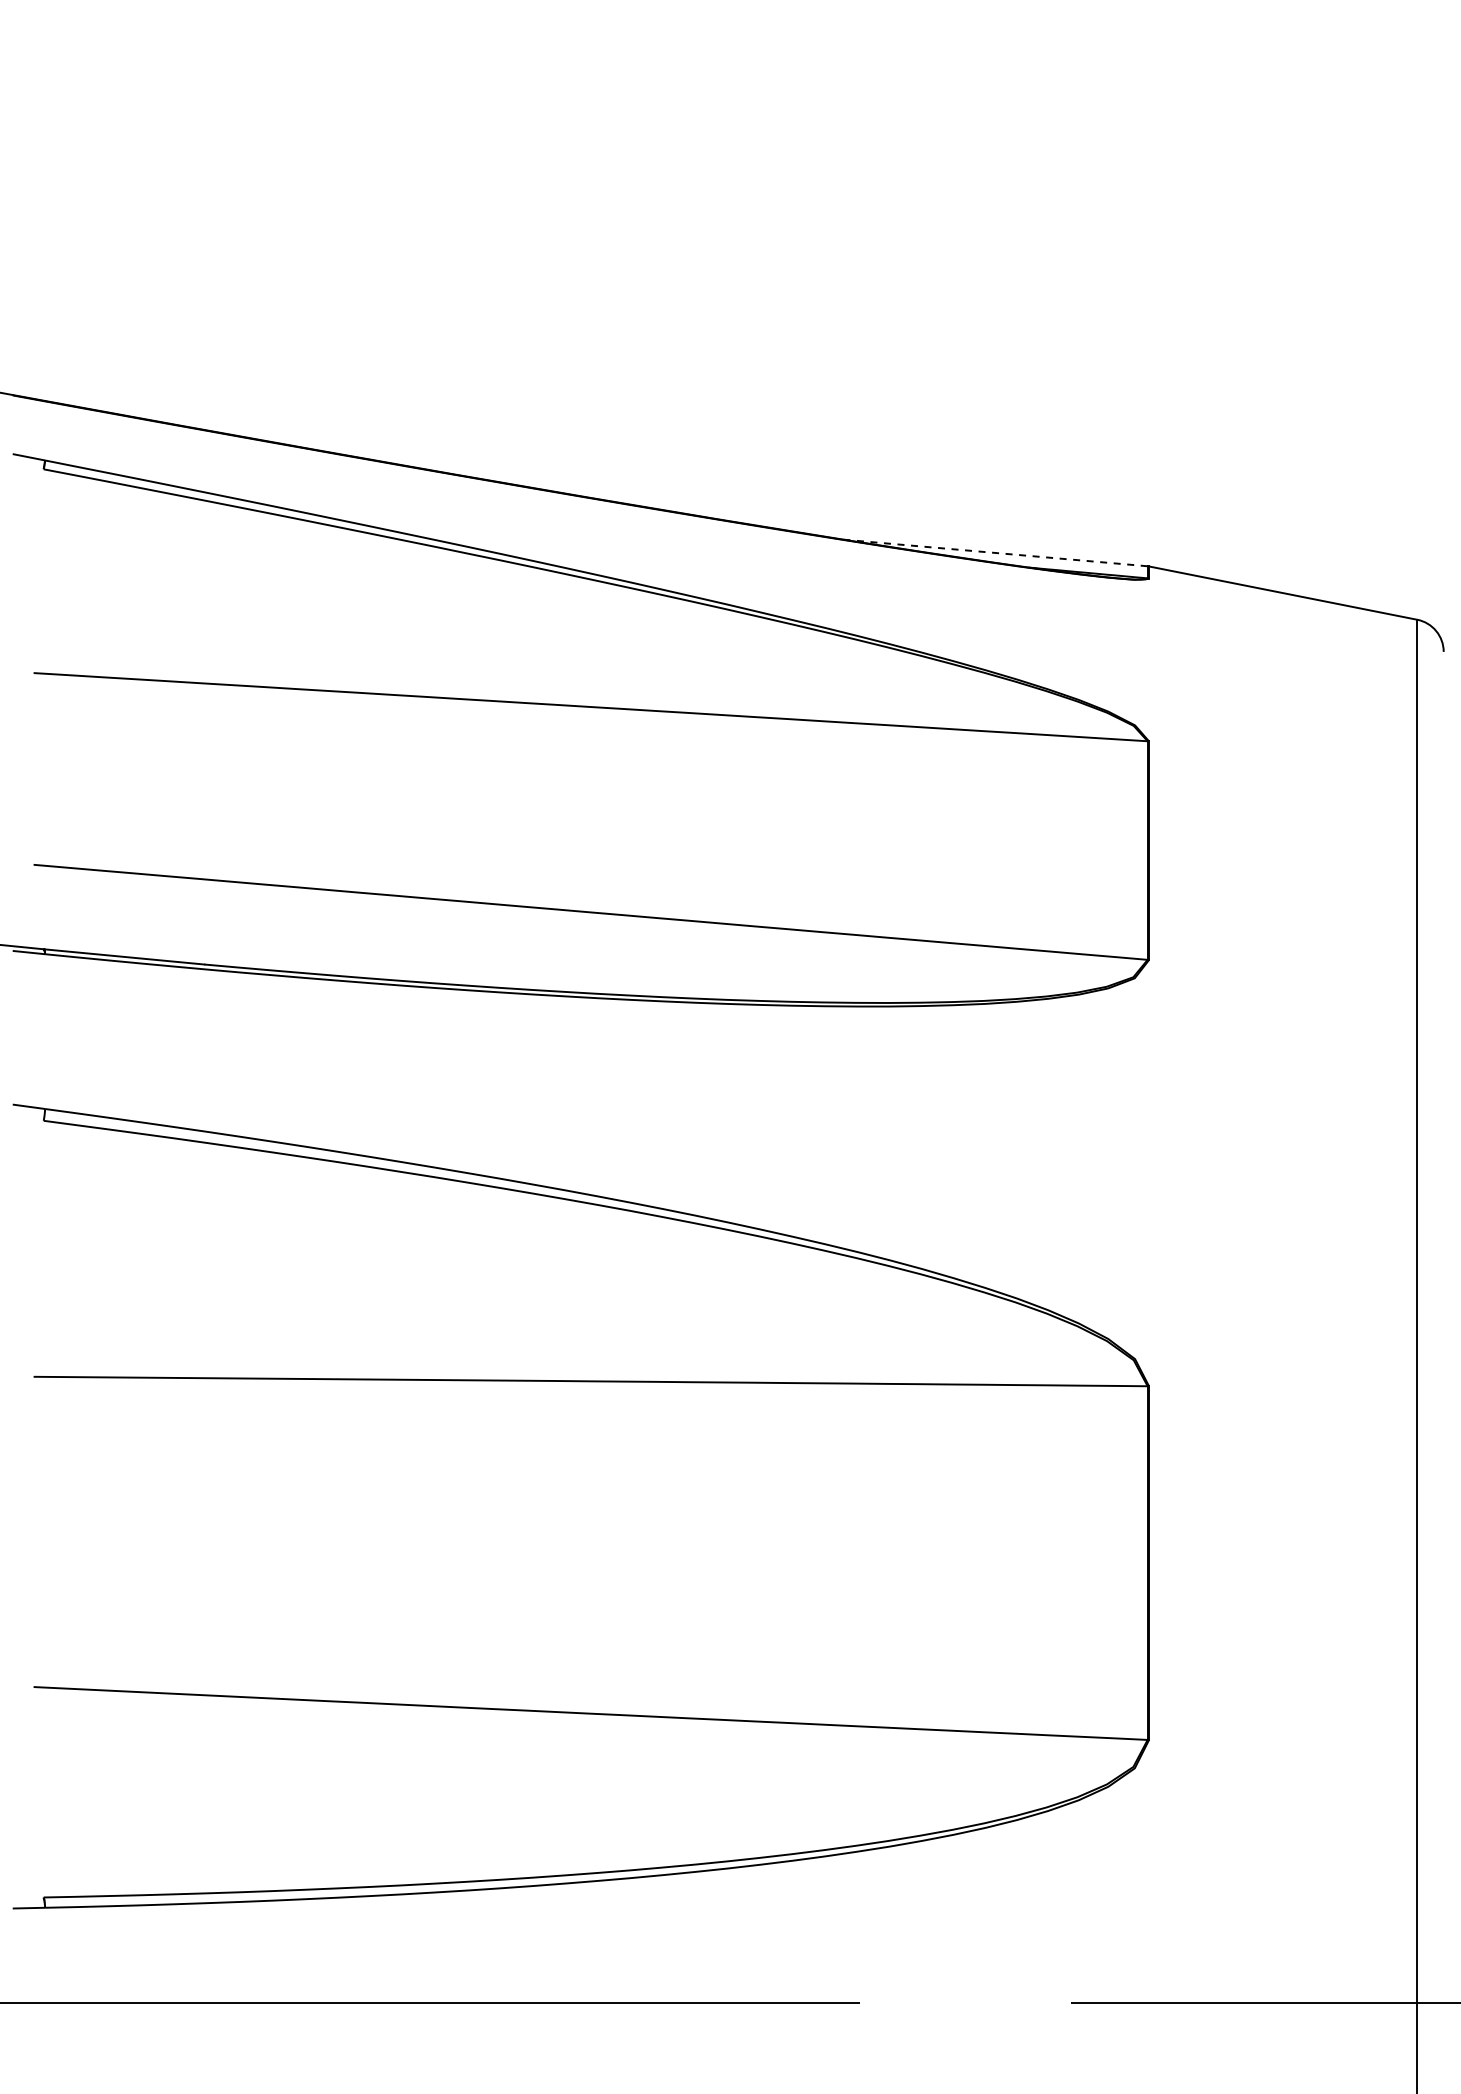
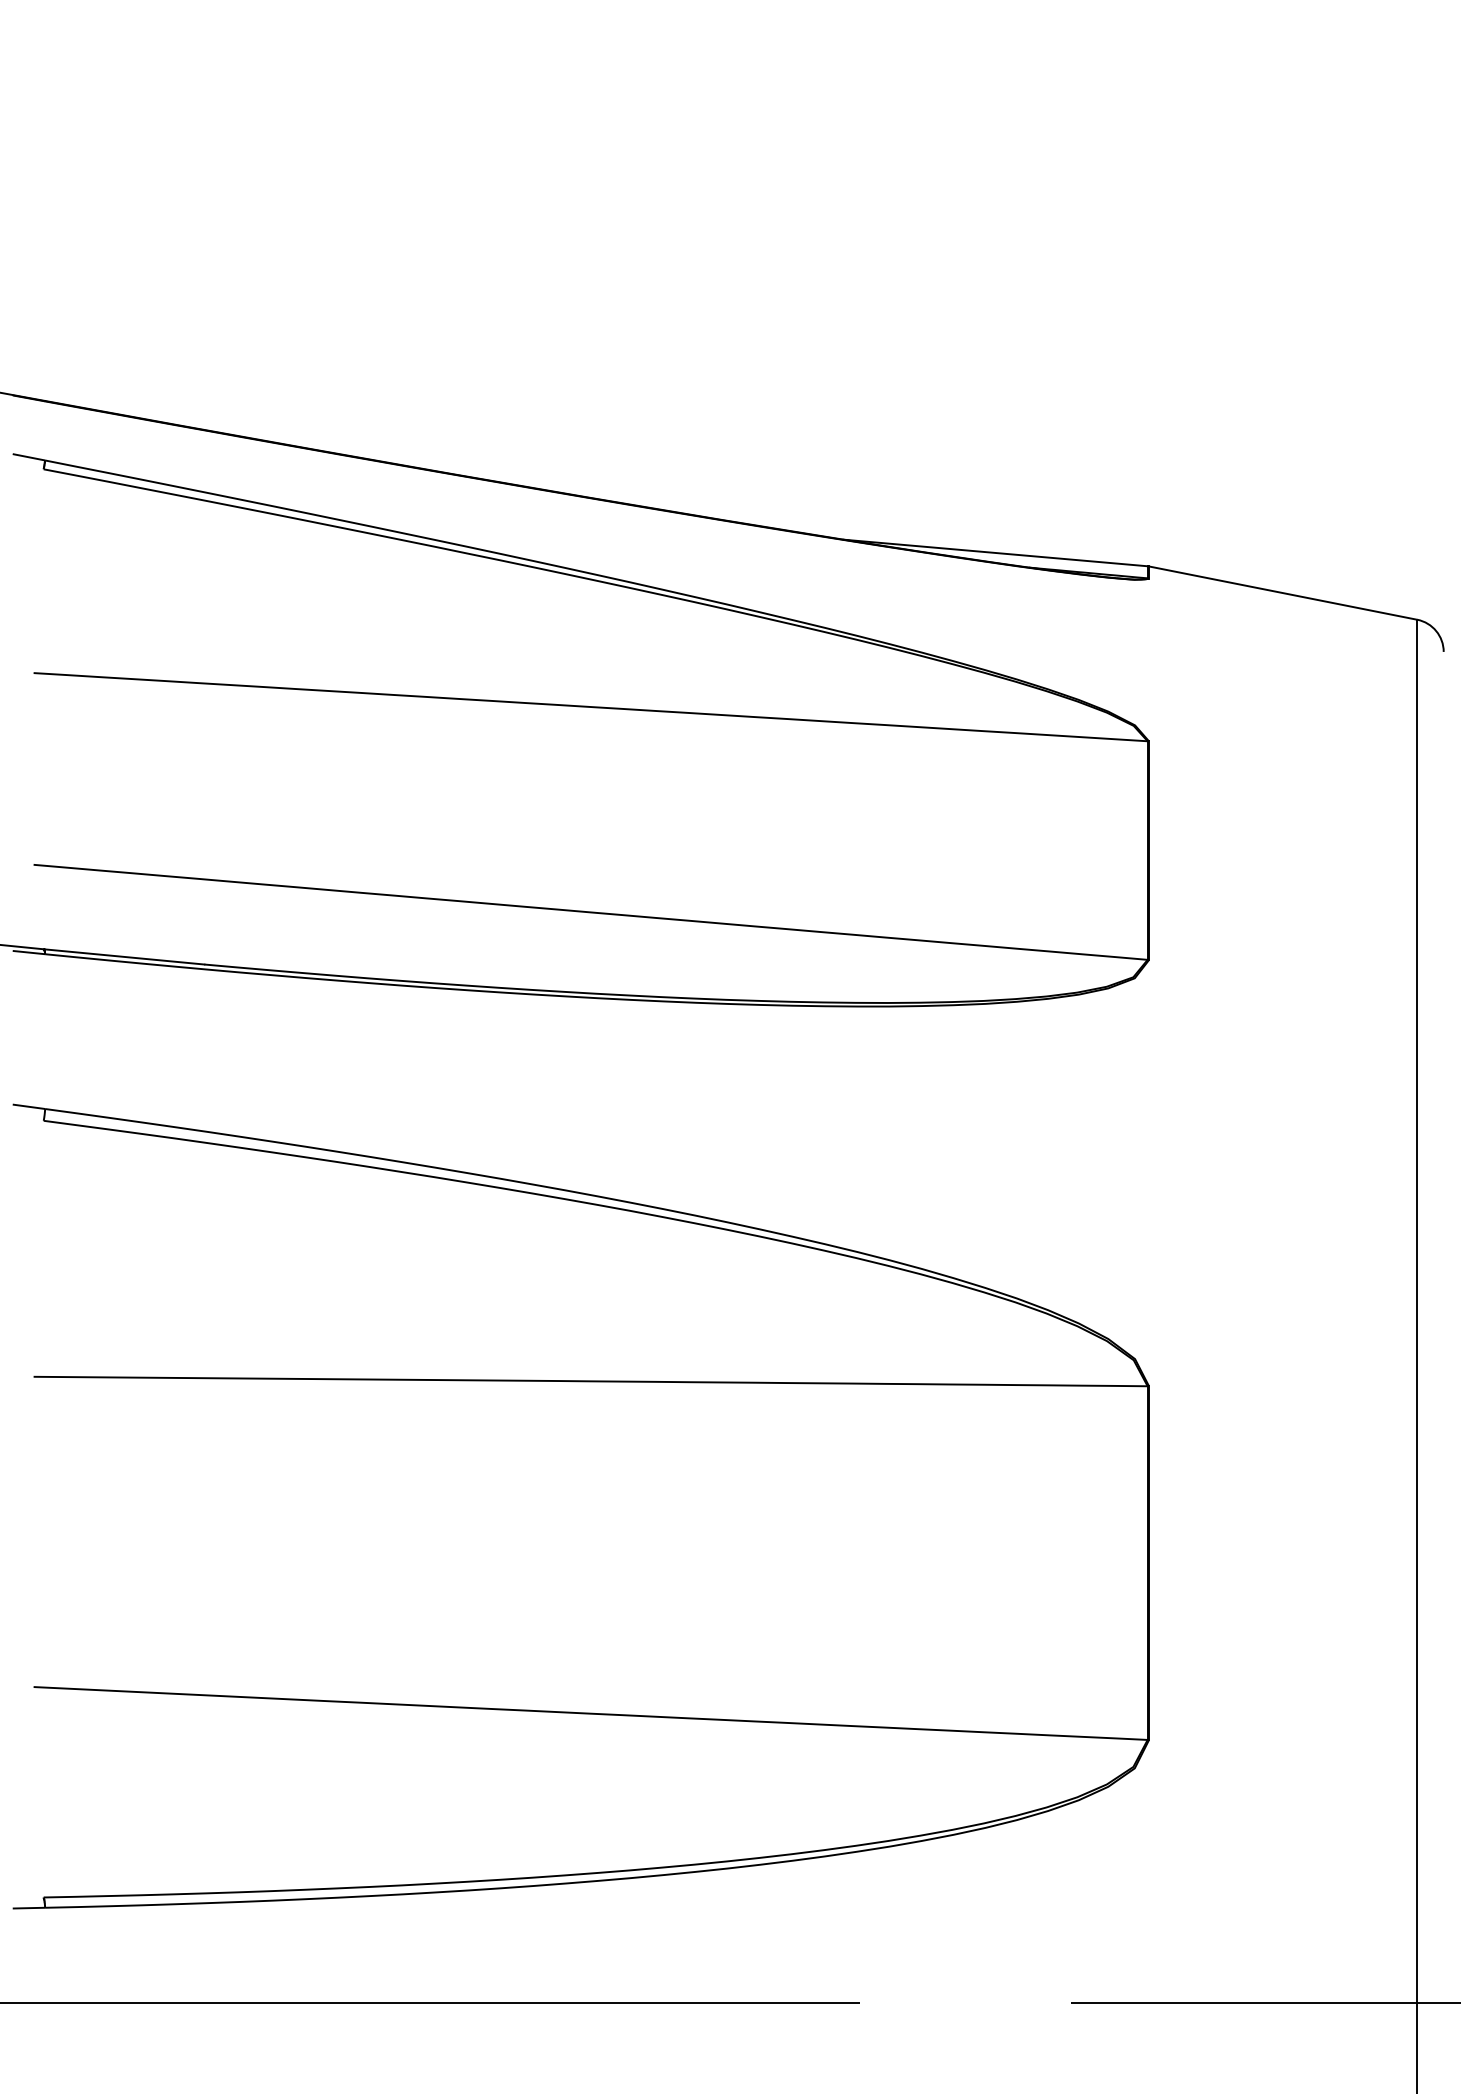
line: dashed -> solid (995, 552)
